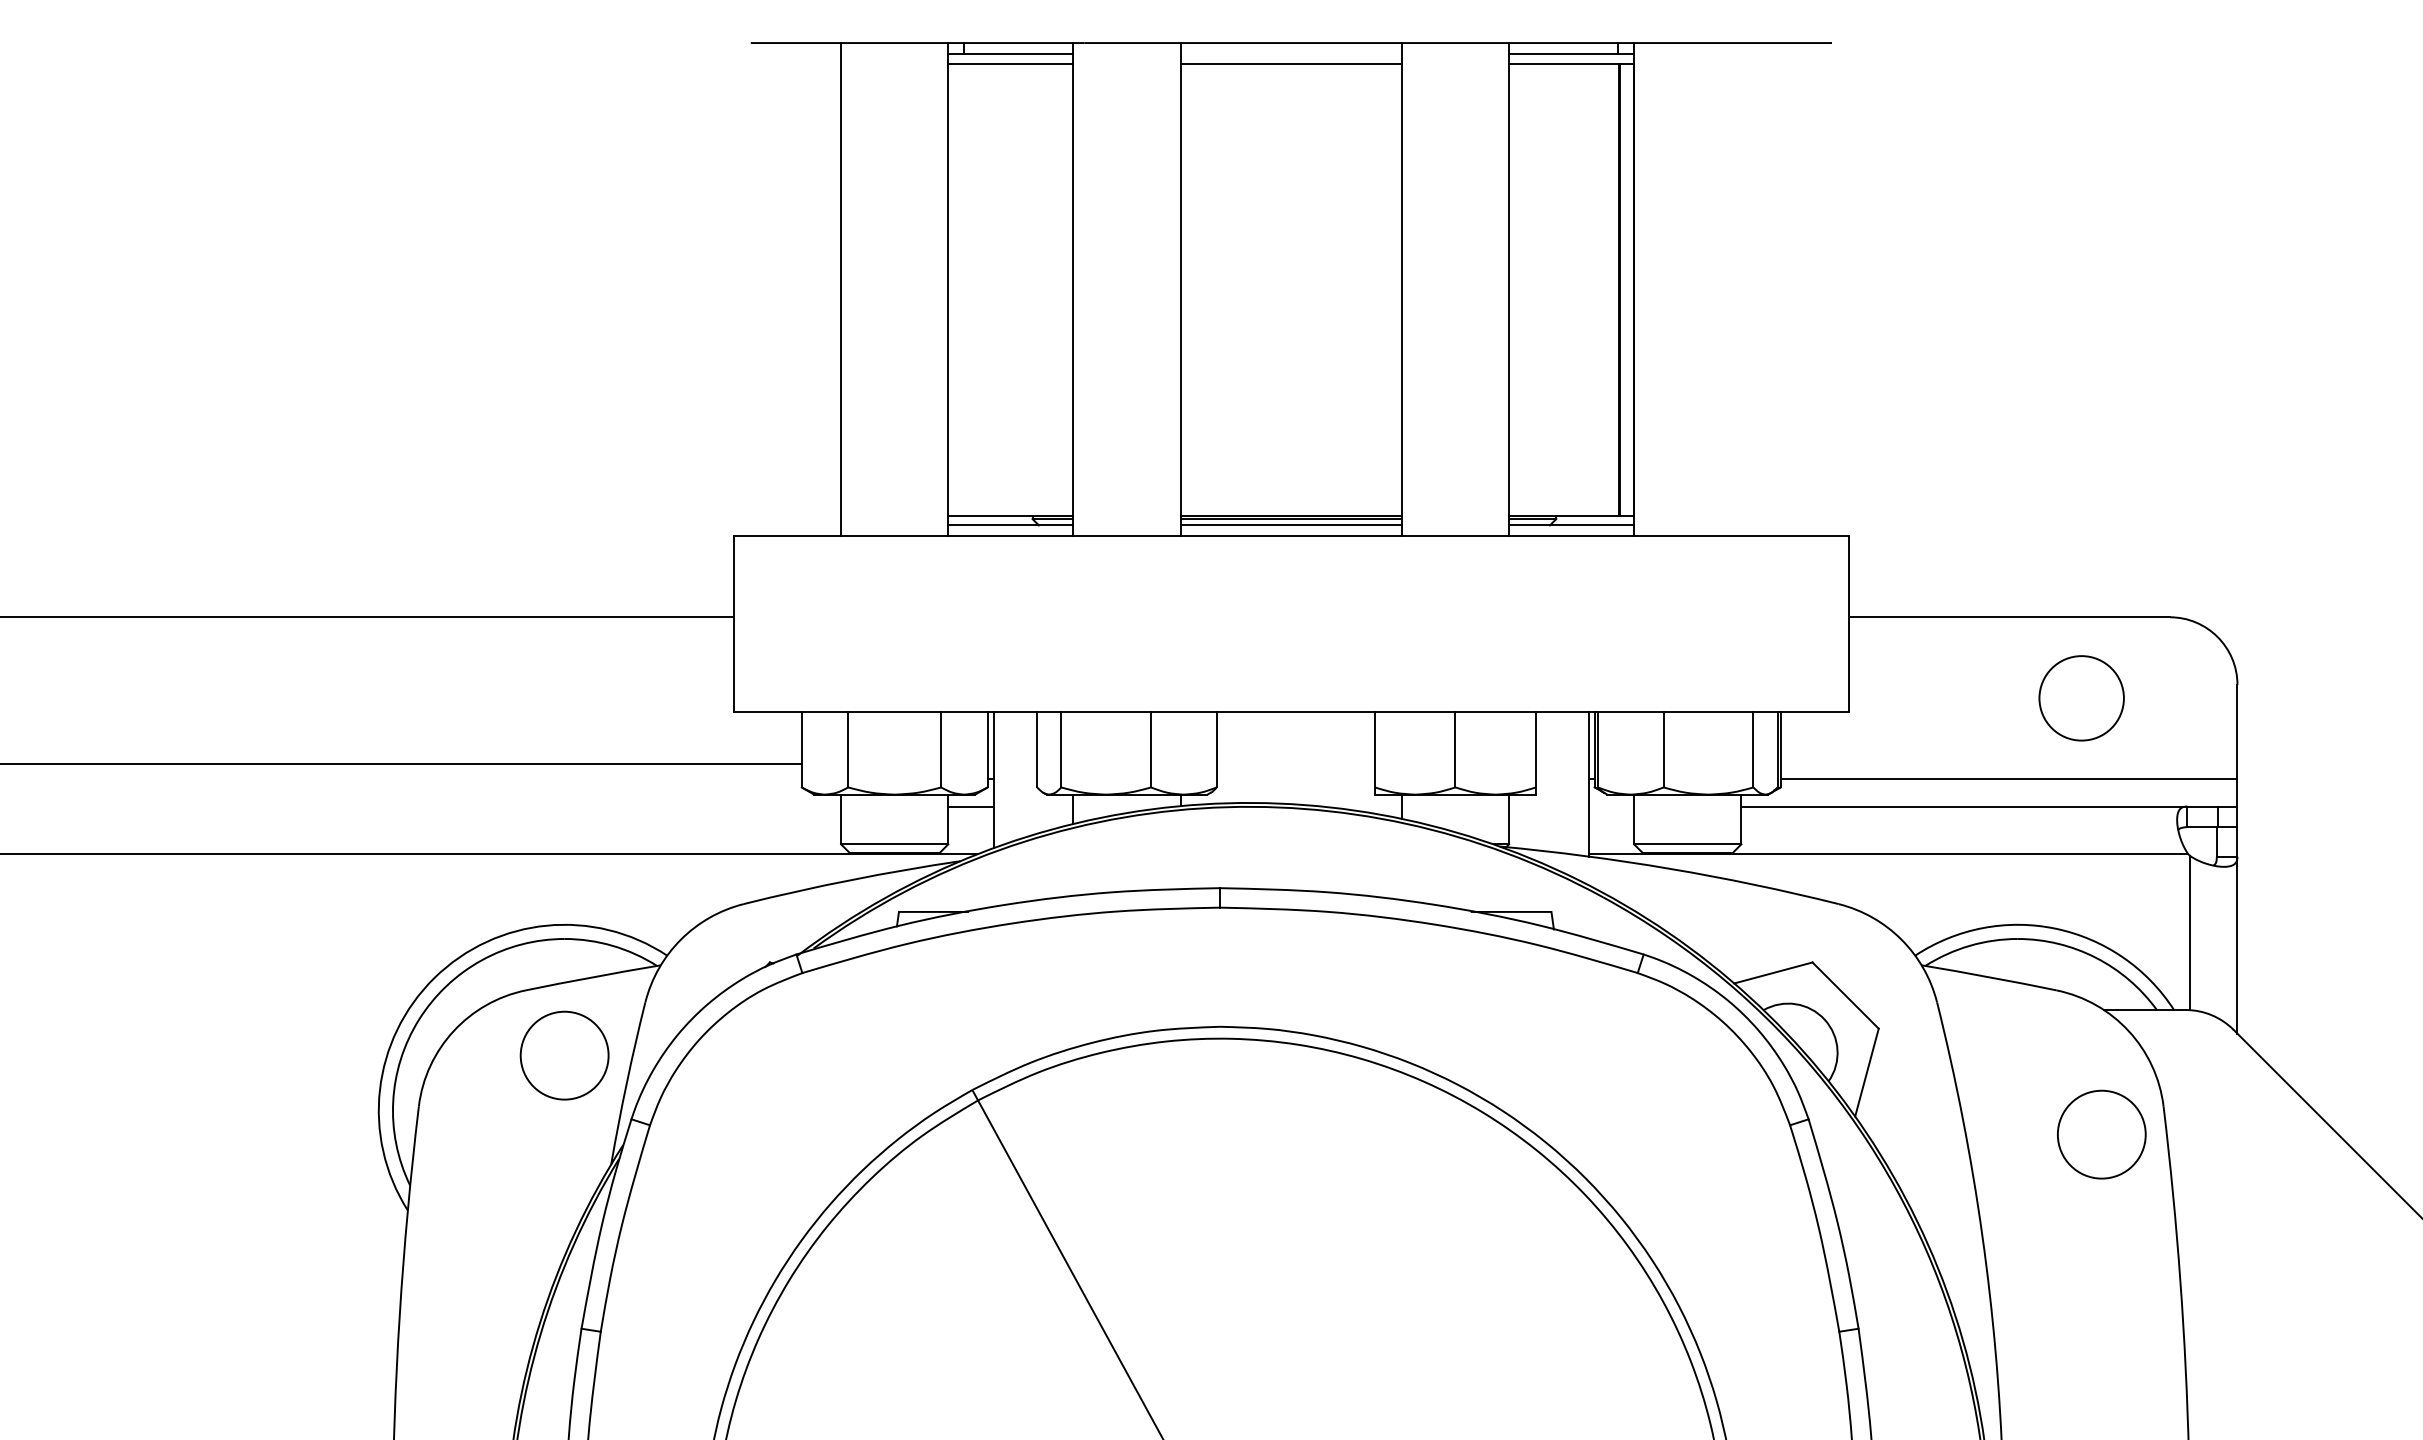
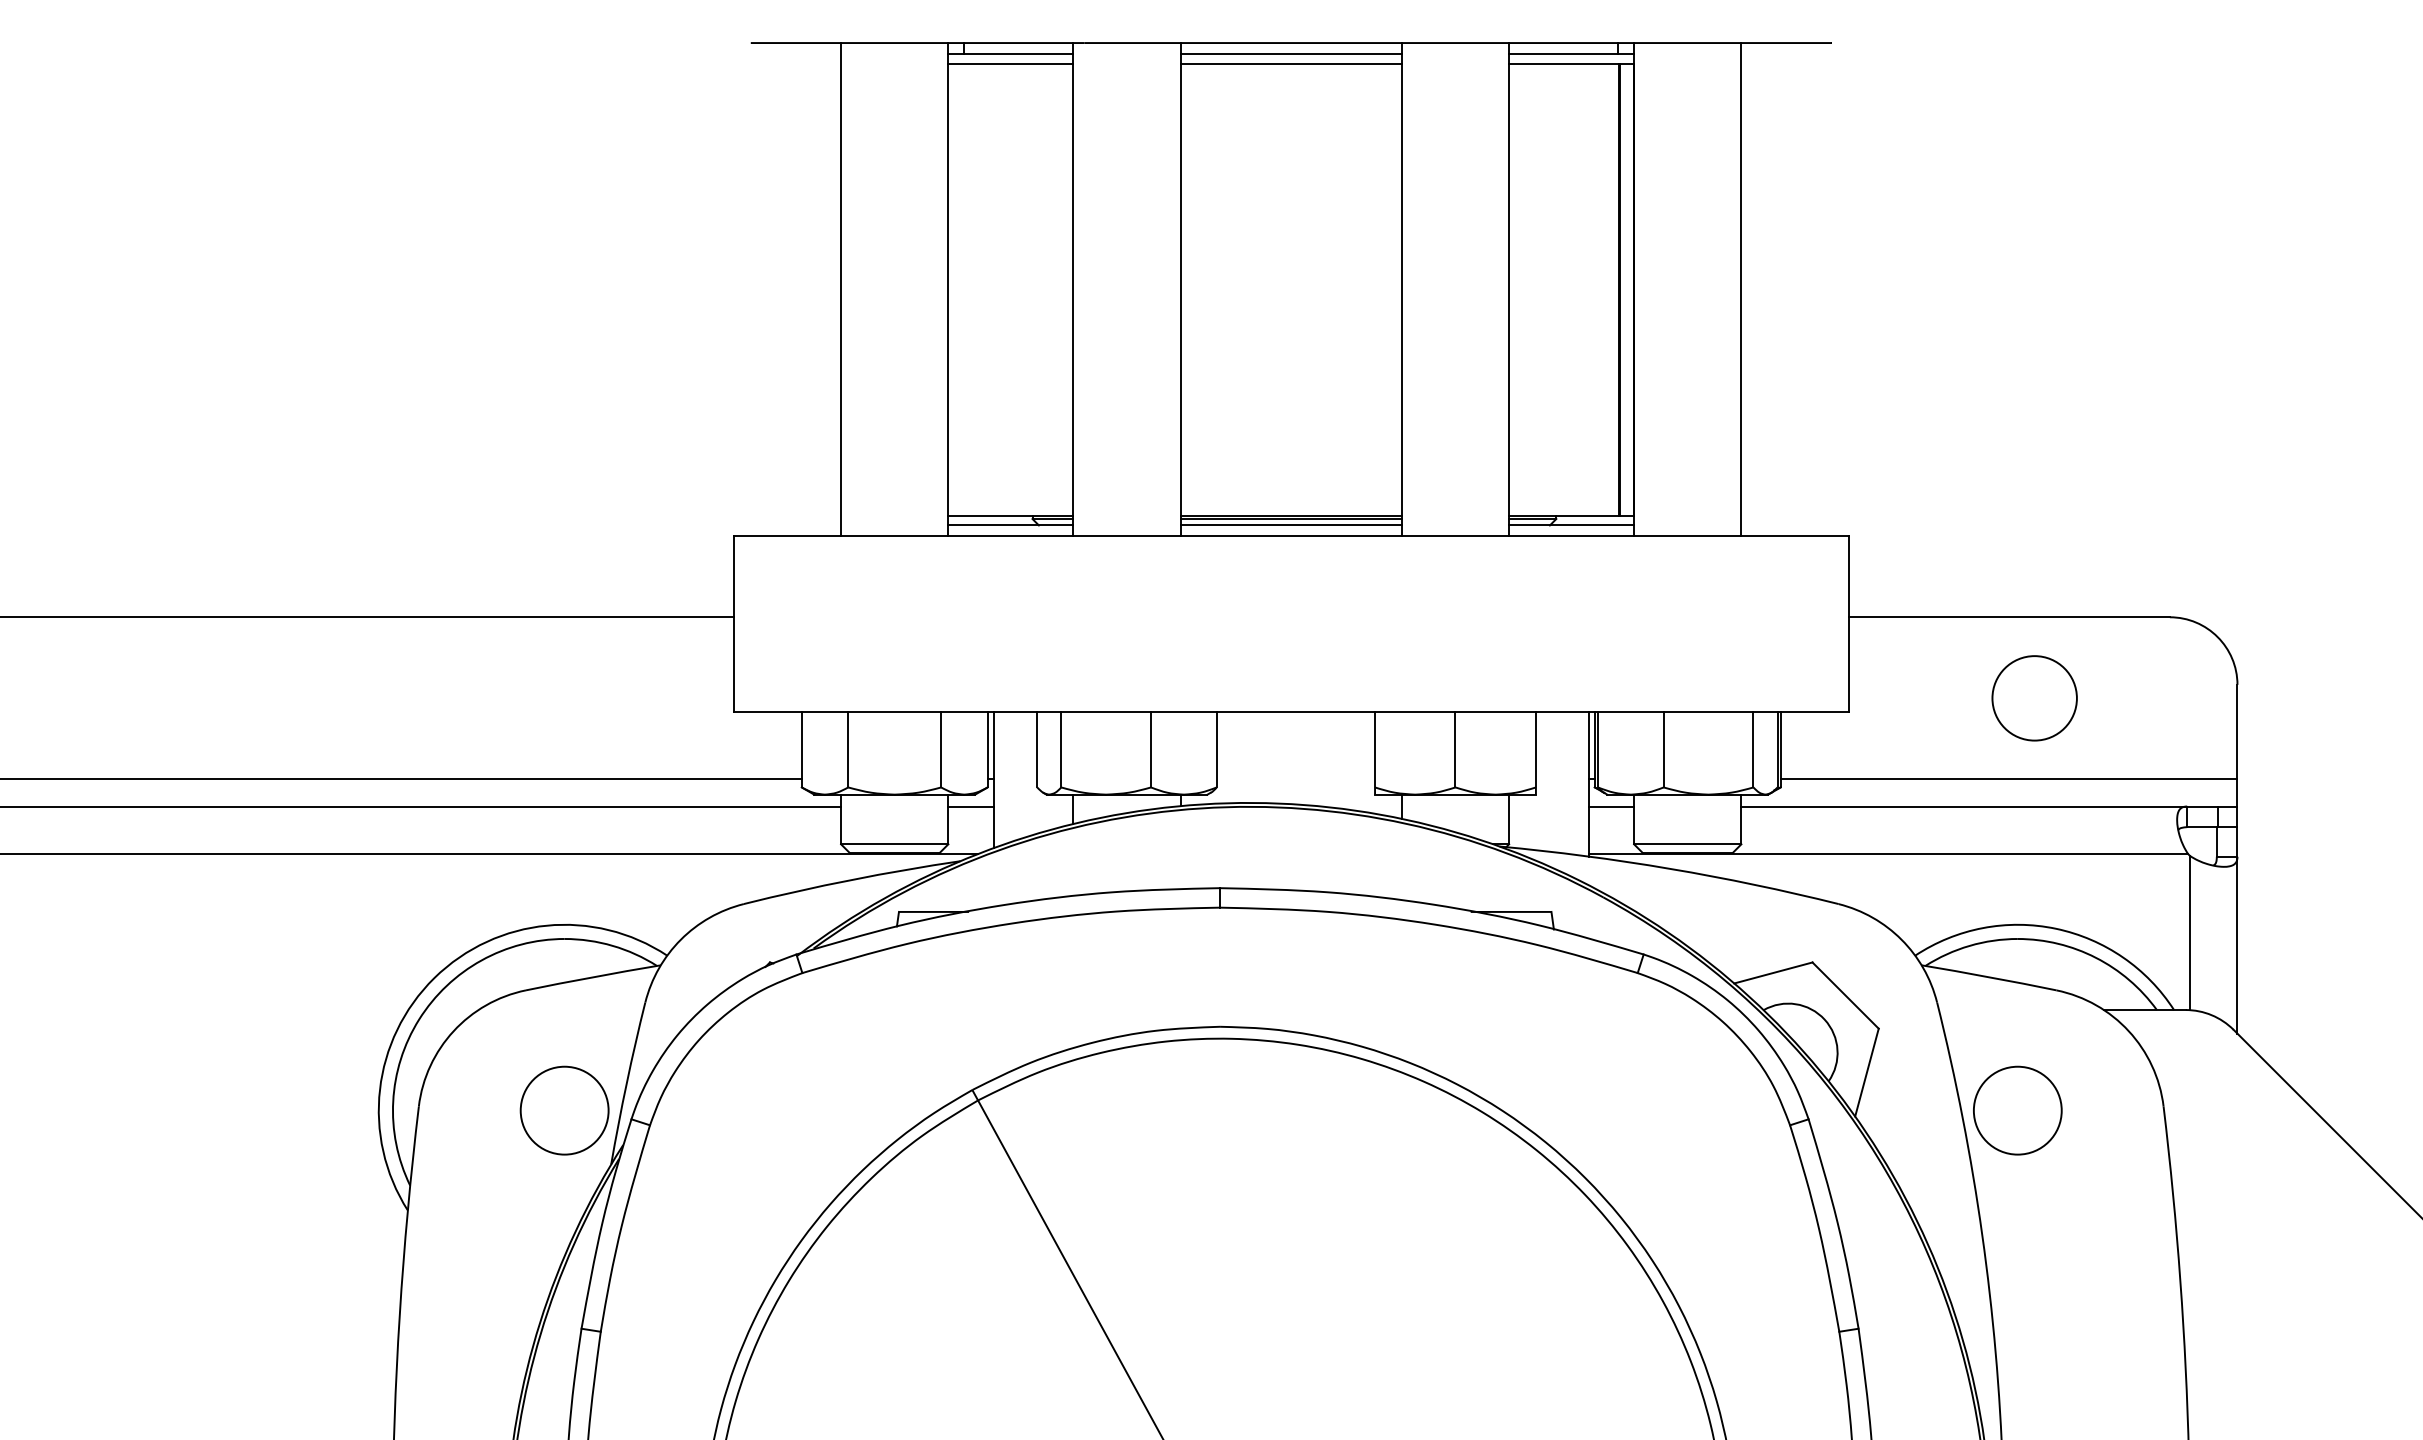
line: none -> present (1290, 53)
line: none -> present (1741, 289)
circle position: (2081, 698) -> (2034, 698) (2034, 698)
line position: (401, 764) -> (401, 779) (401, 779)
line: none -> present (421, 806)
line: none -> present (1611, 806)
circle position: (564, 1055) -> (564, 1110) (564, 1110)
circle position: (2101, 1134) -> (2017, 1110) (2017, 1110)
